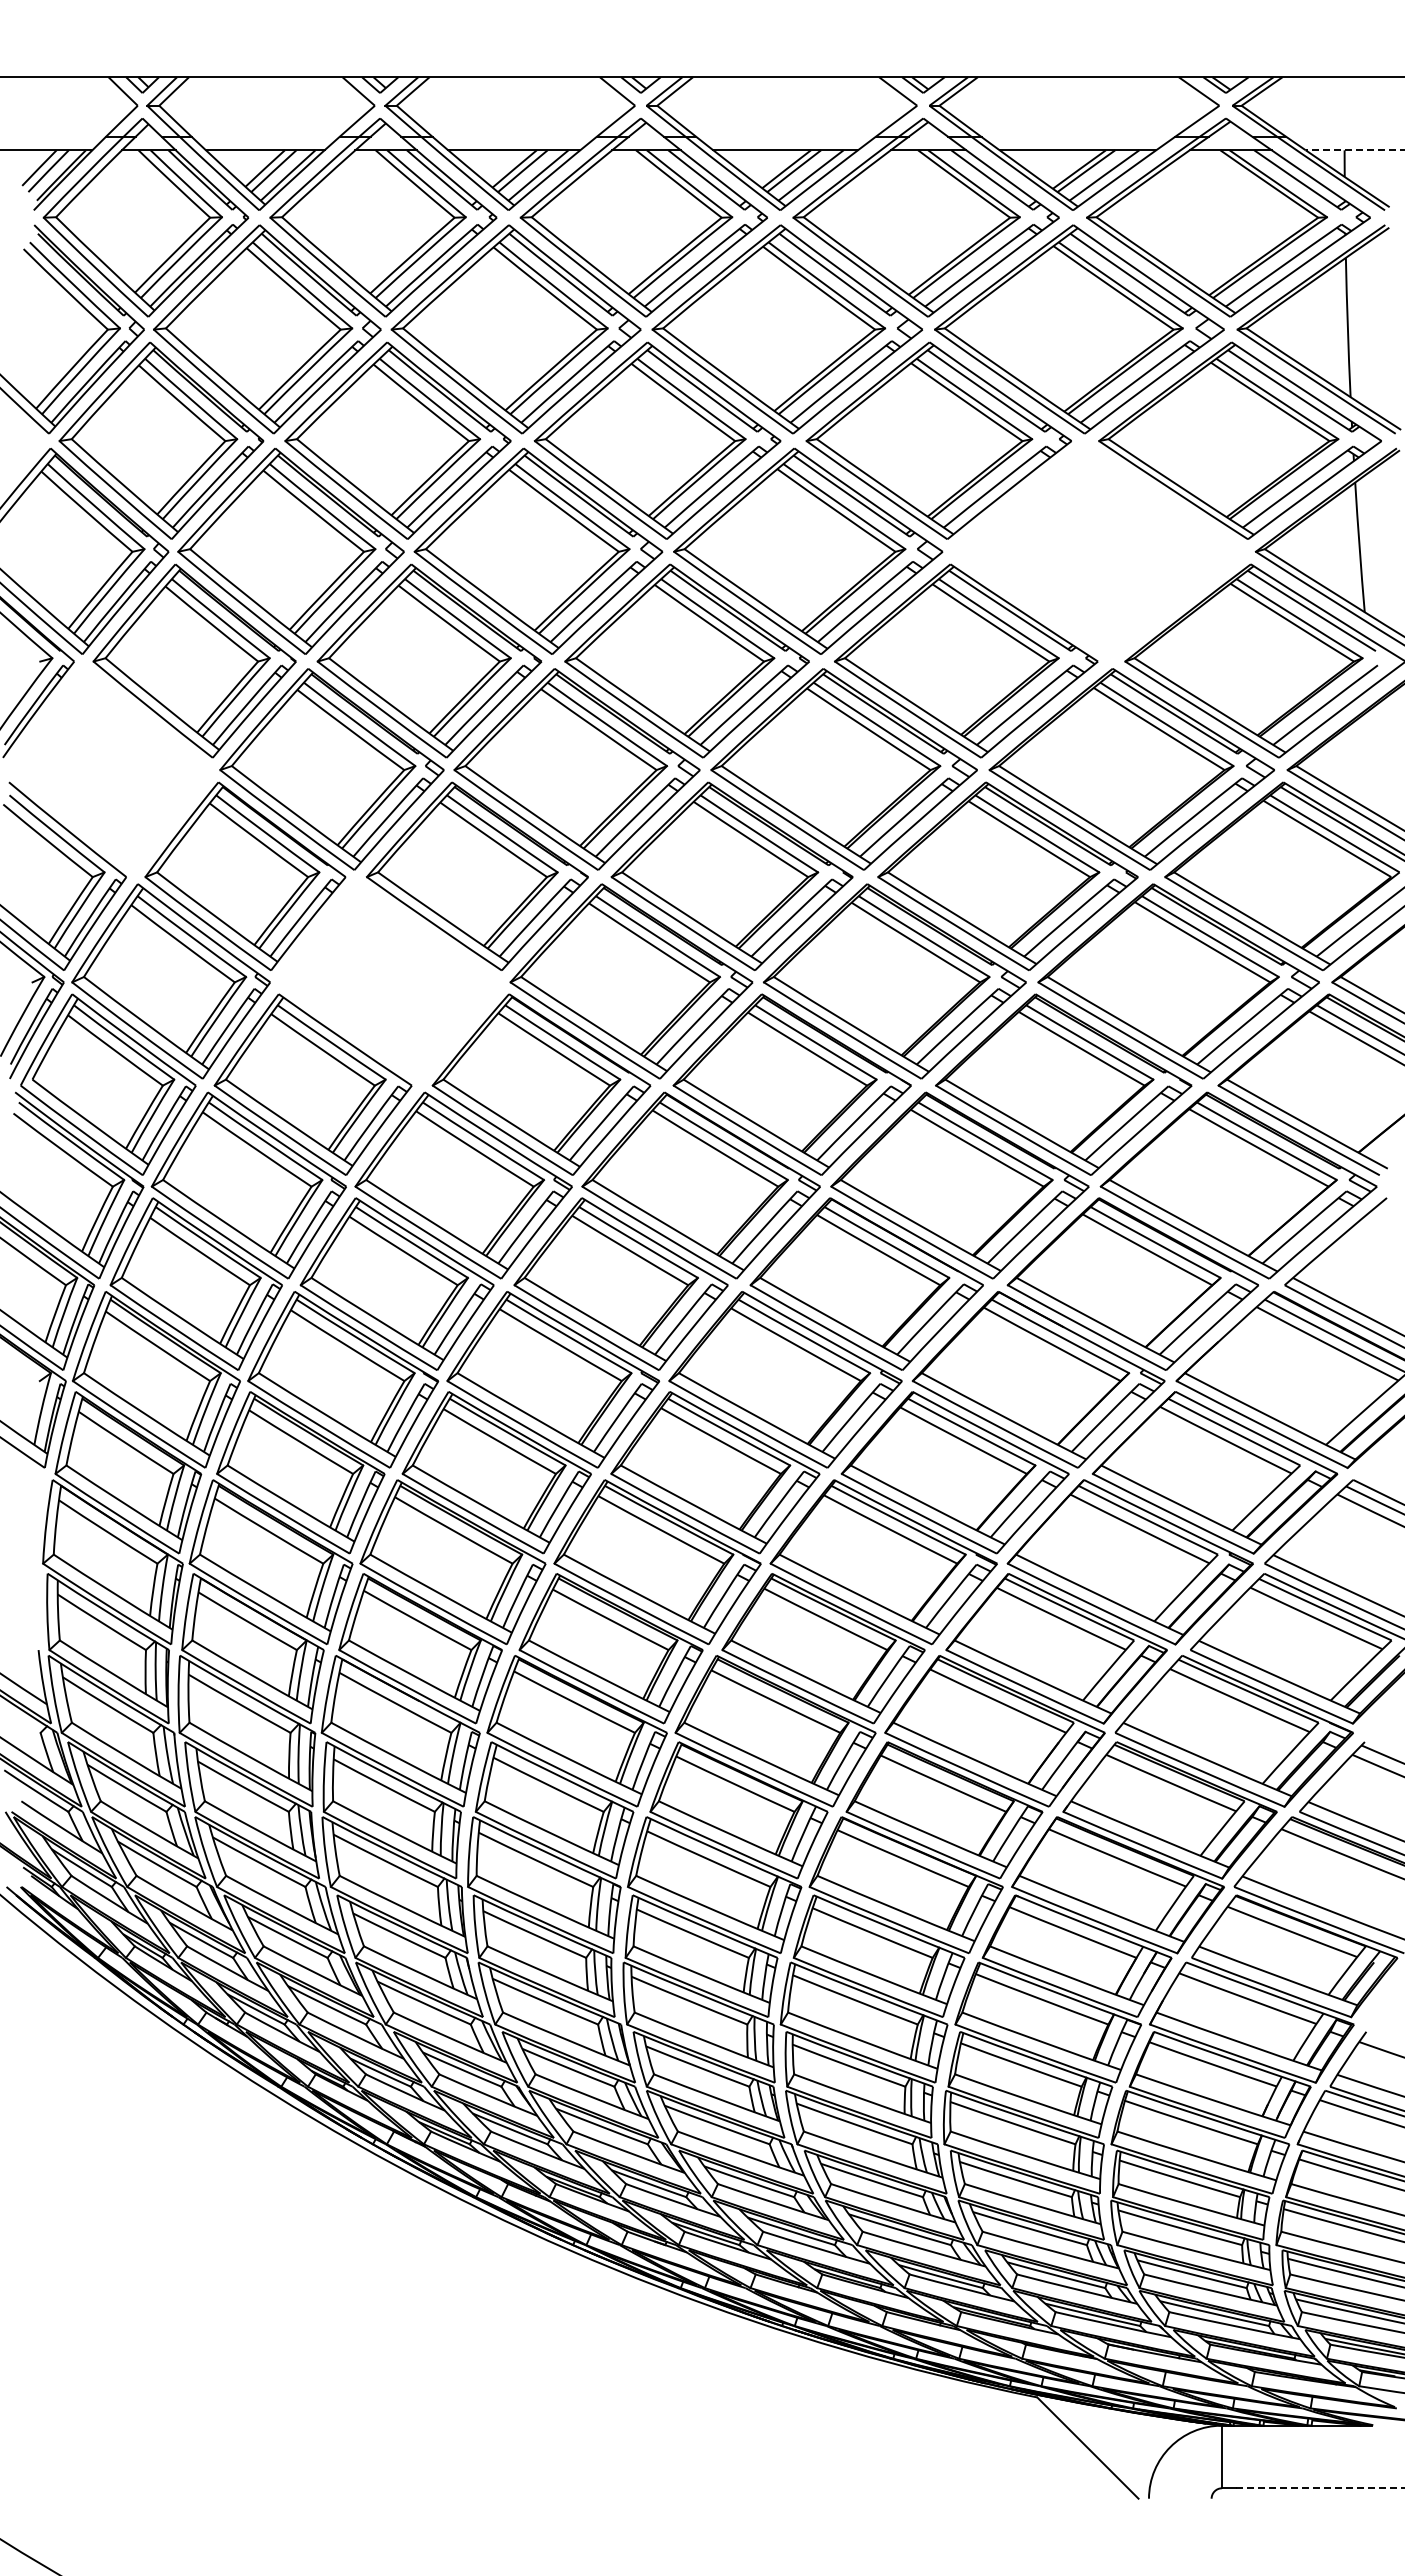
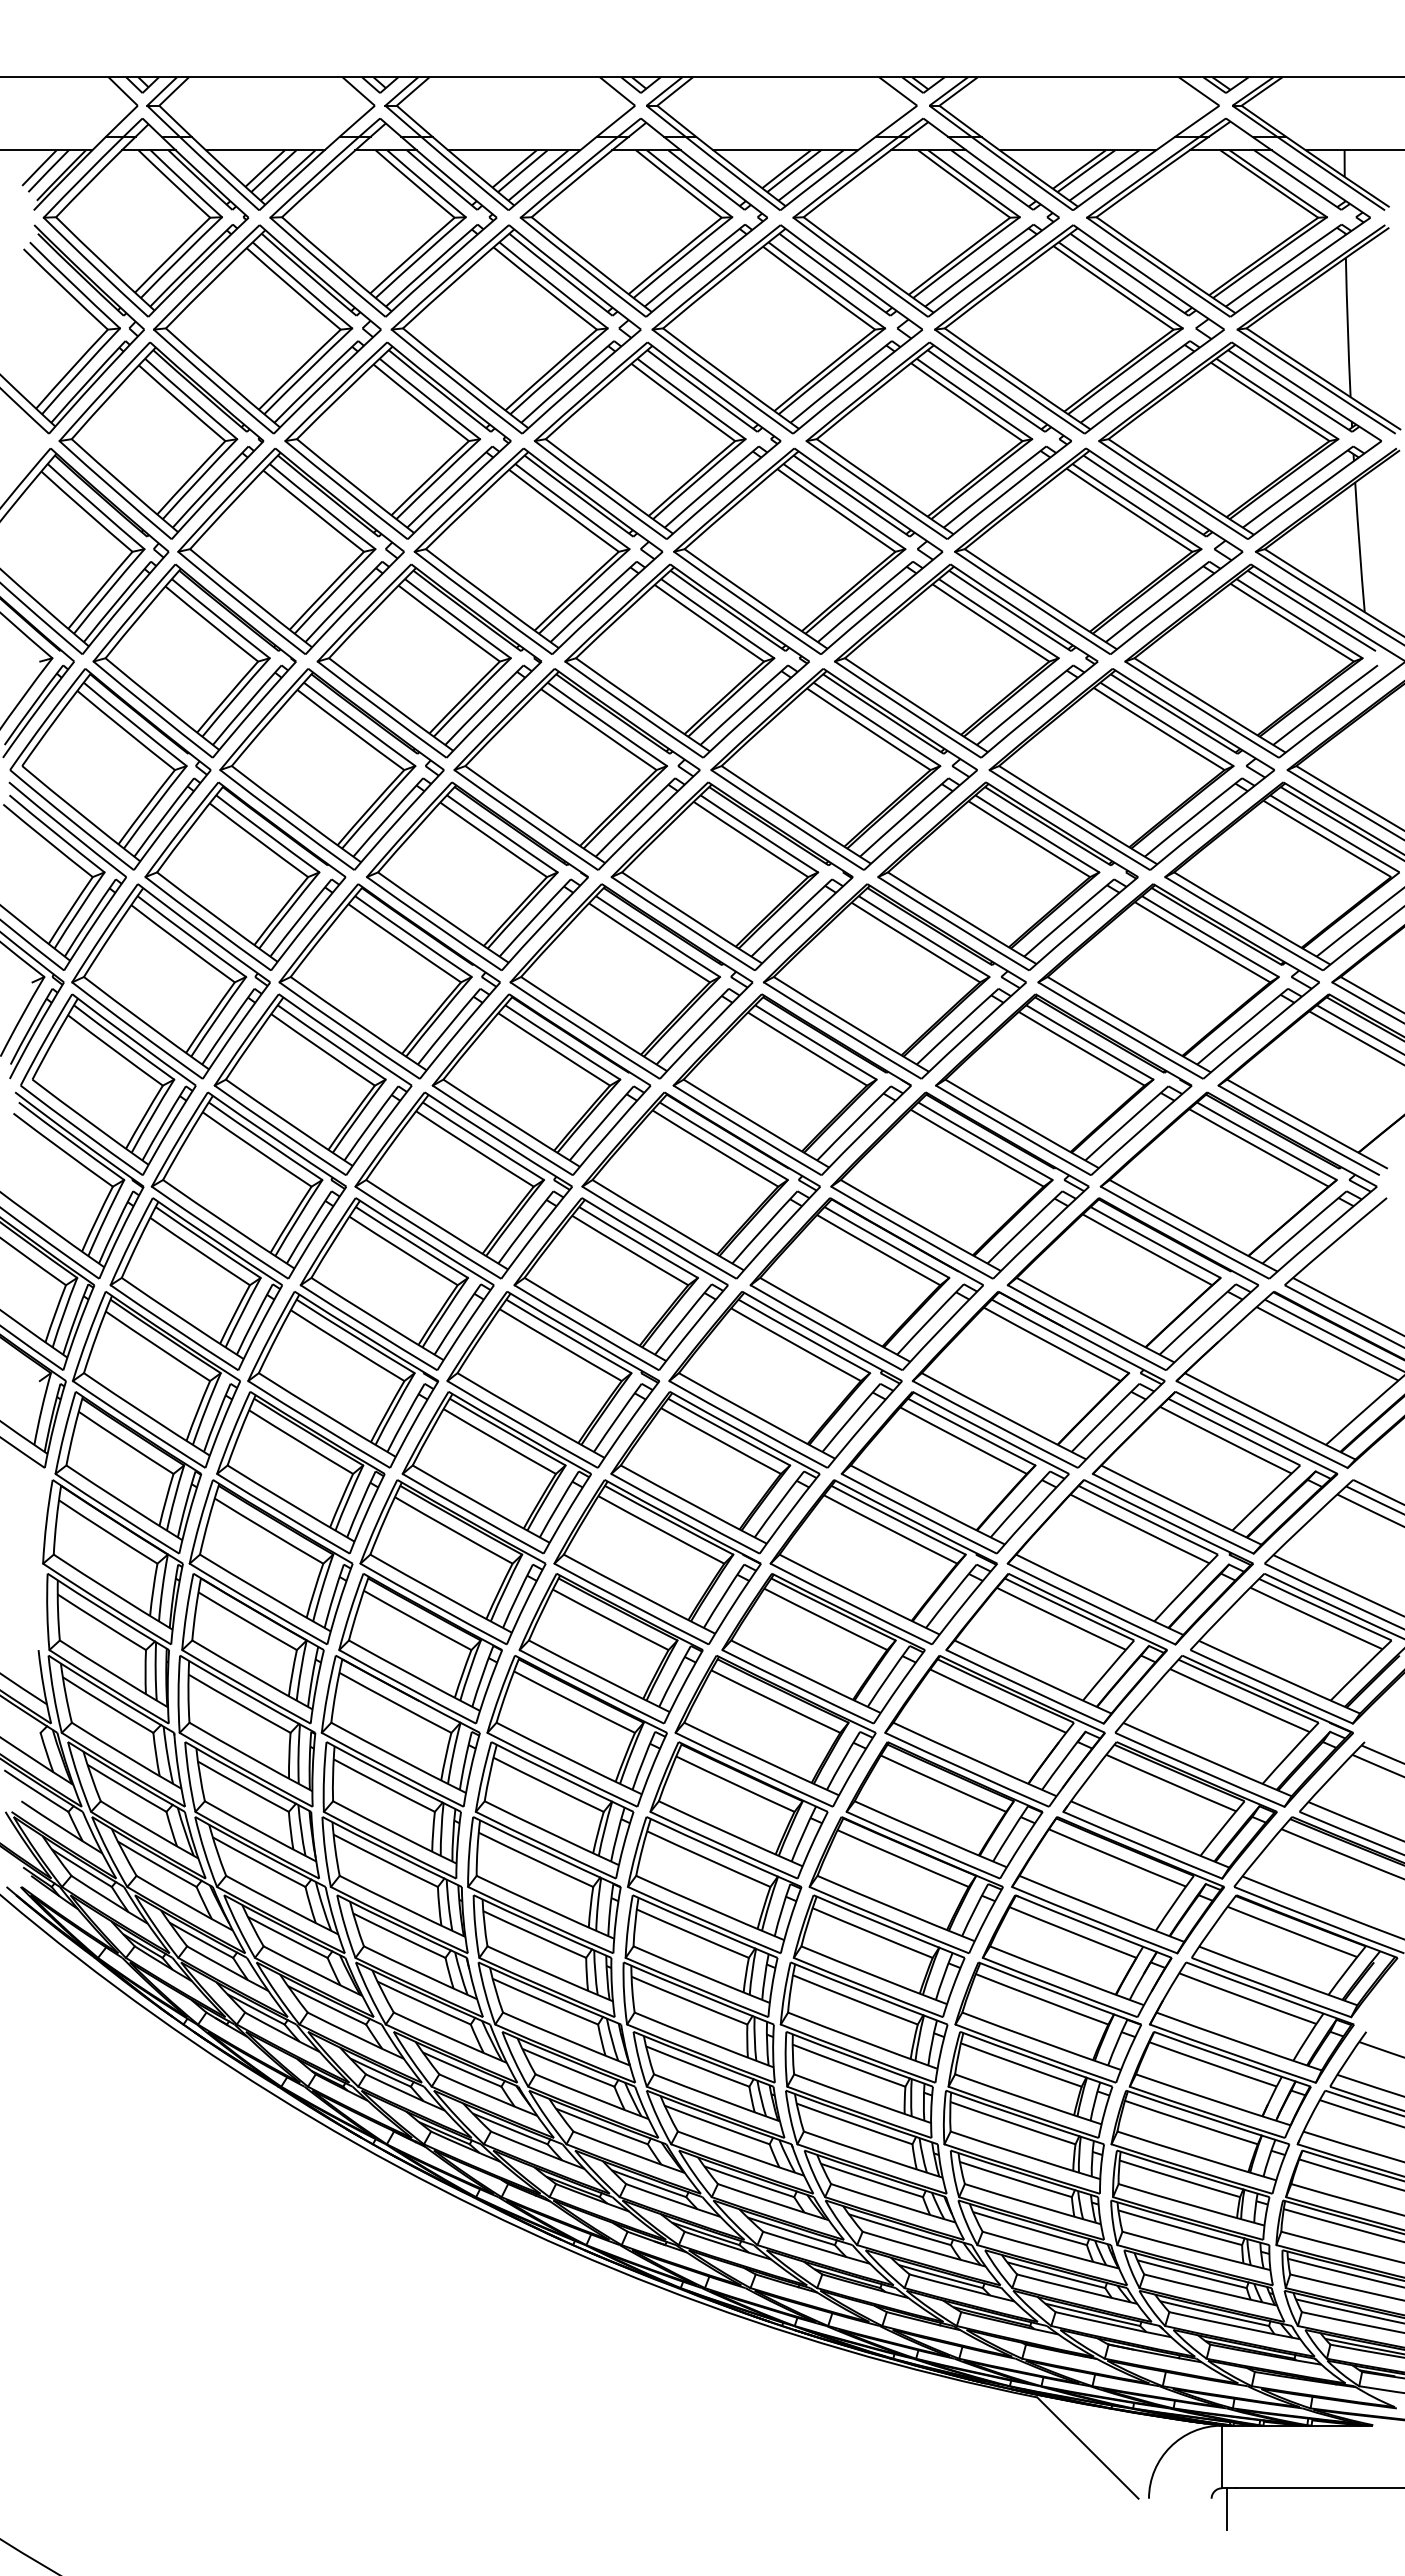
line: dashed -> solid (1354, 150)
part: none -> present (1098, 550)
part: none -> present (110, 769)
part: none -> present (389, 981)
line: dashed -> solid (1320, 2488)
line: none -> present (1227, 2509)
